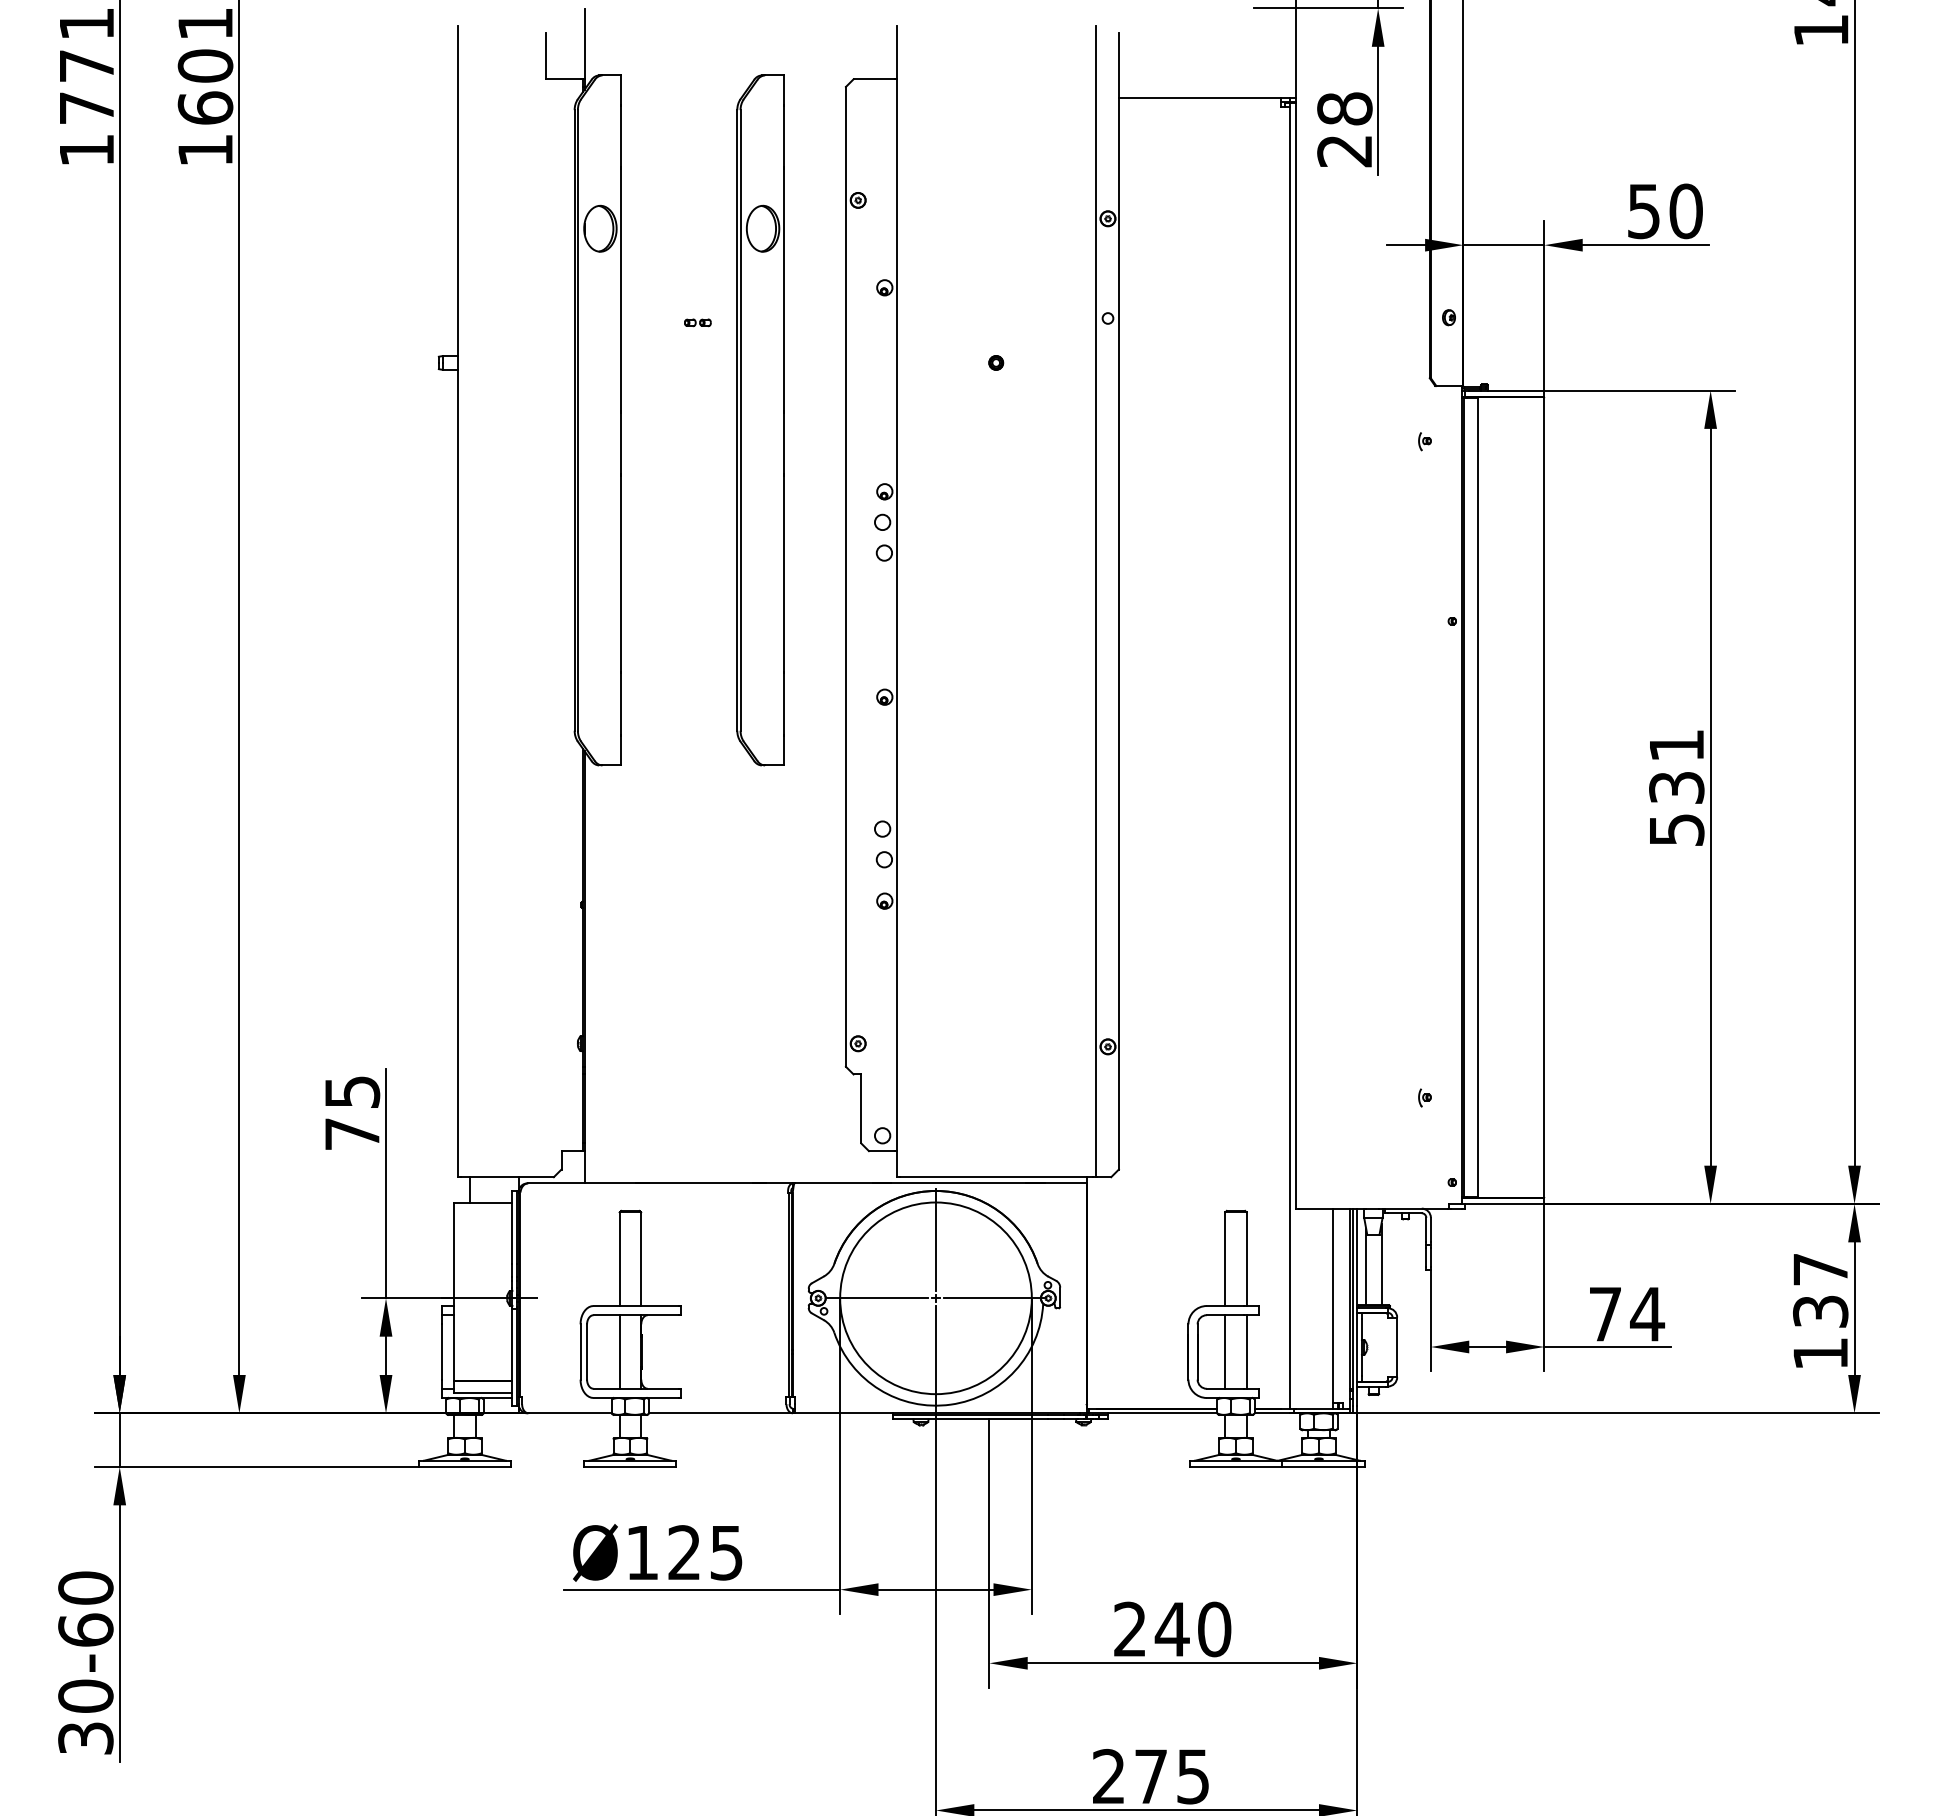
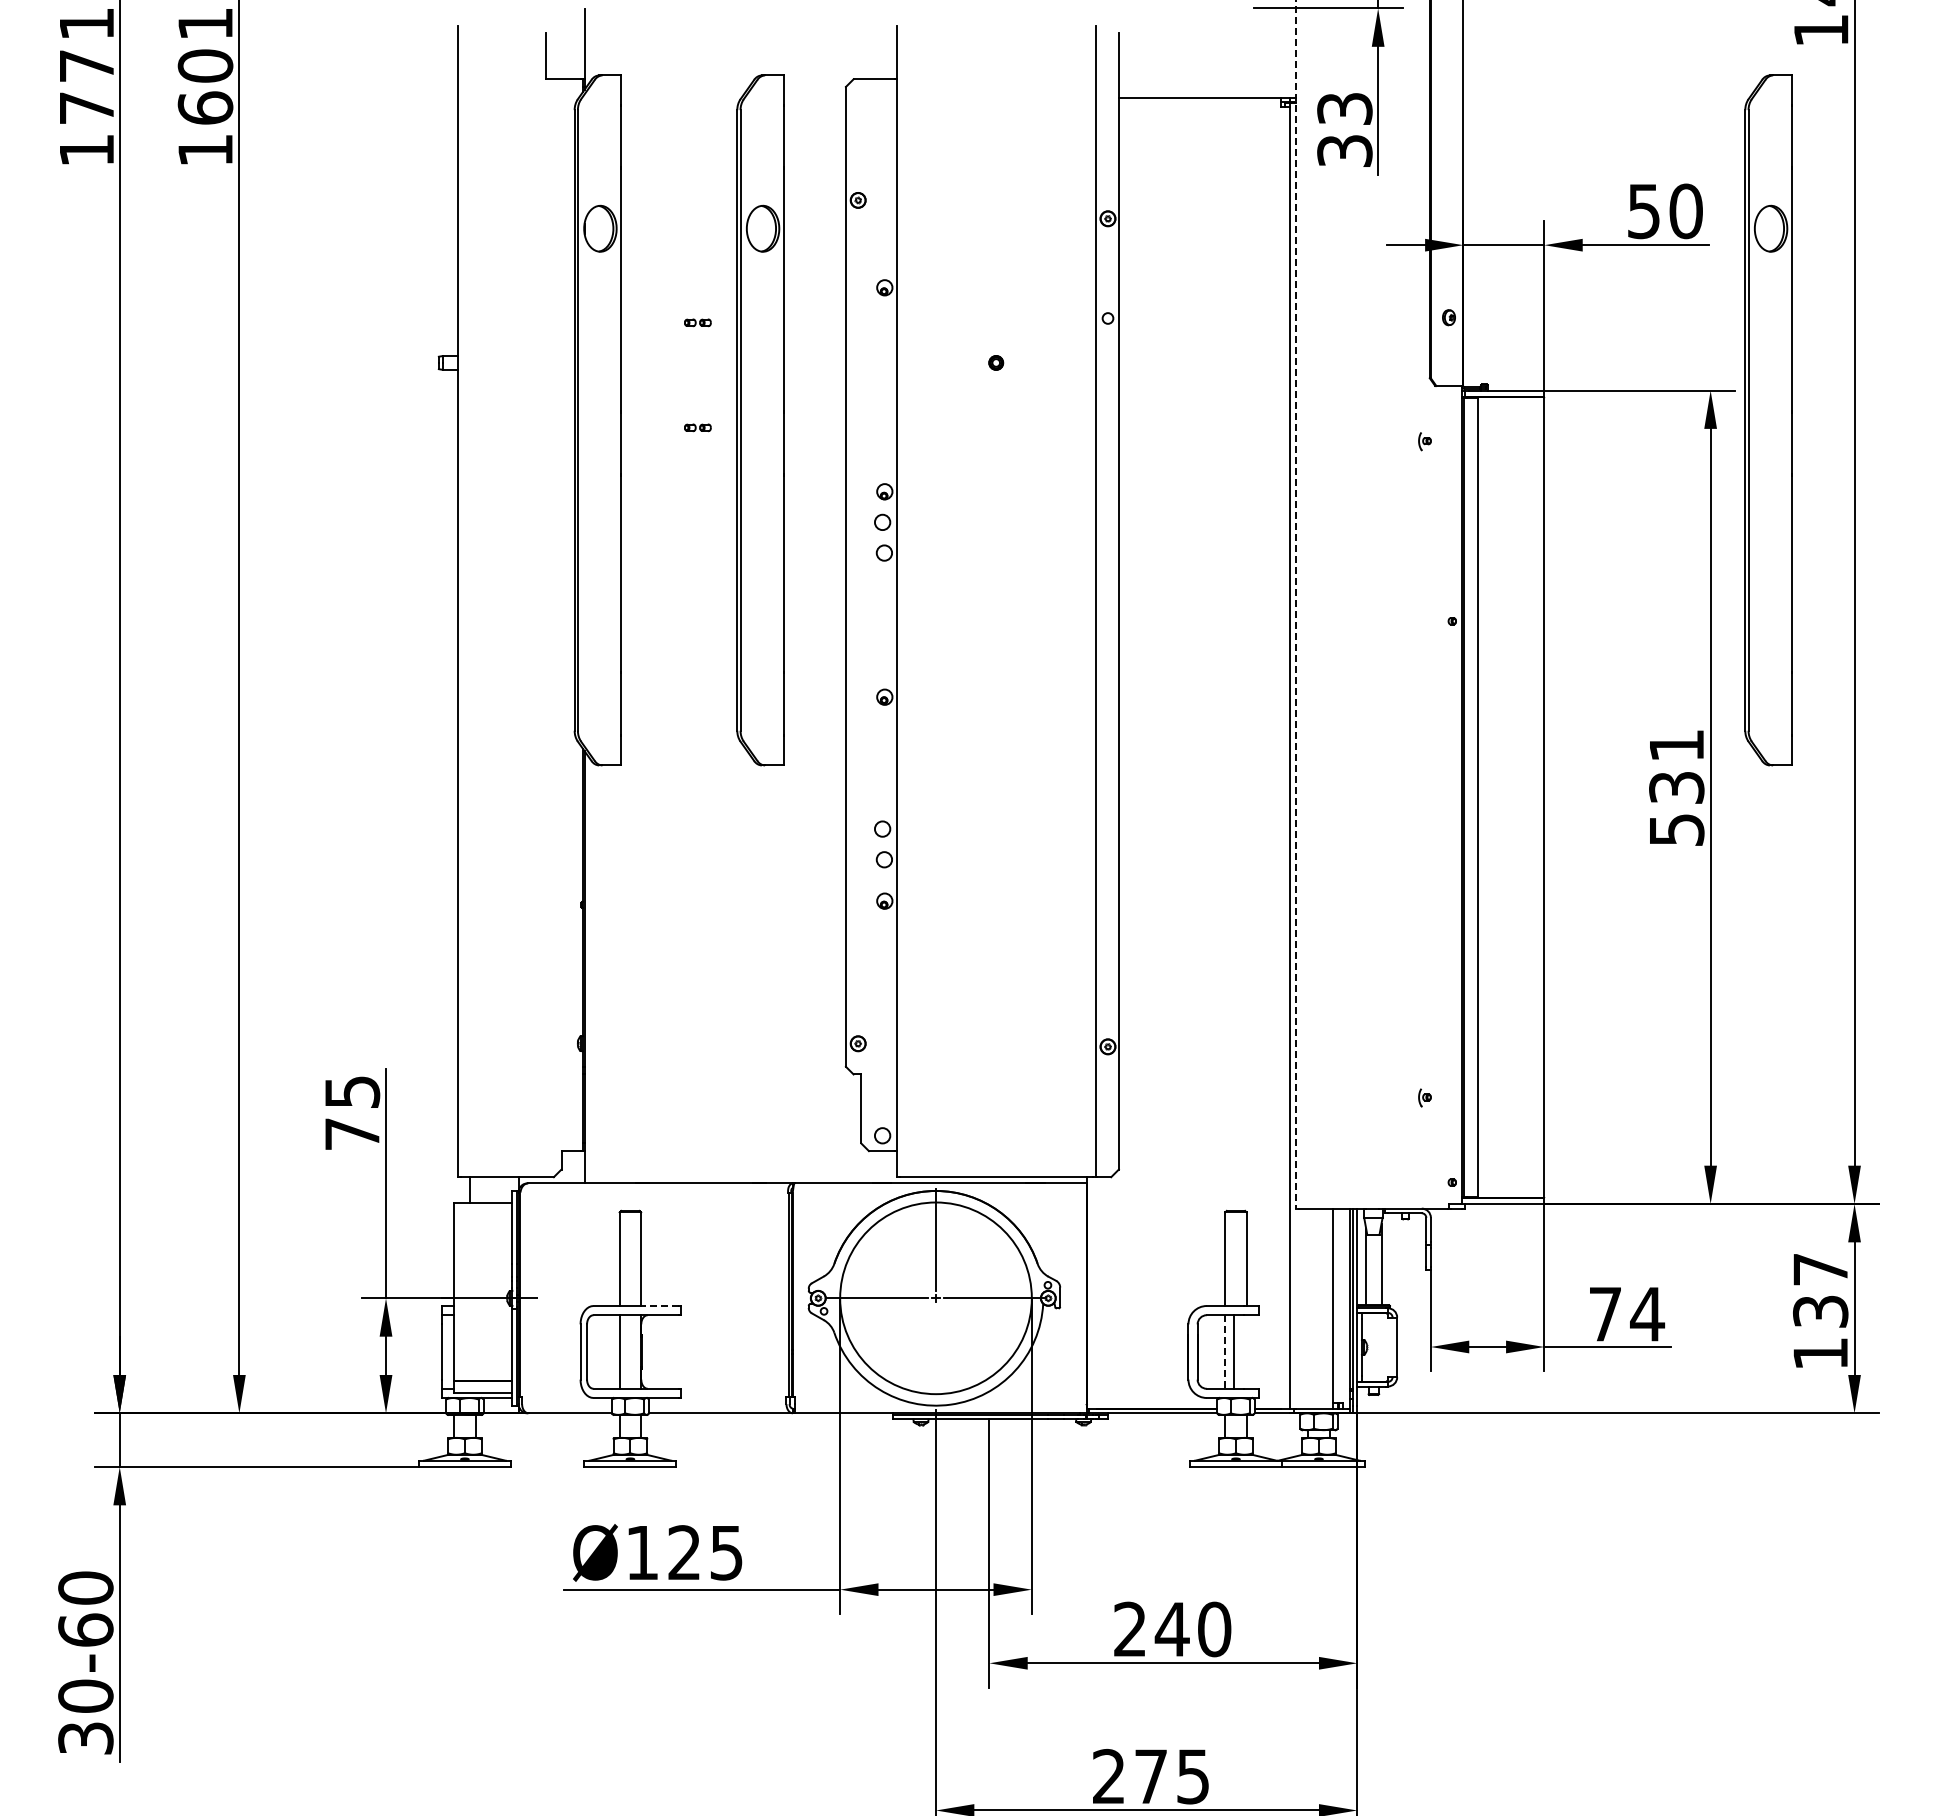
text: 28 -> 33 (1344, 129)
part: none -> present (1768, 420)
part: none -> present (697, 427)
line: solid -> dashed (1295, 604)
line: solid -> dashed (660, 1306)
line position: (1246, 1351) -> (1233, 1351) (1233, 1351)
line: solid -> dashed (1225, 1352)
line: present -> none (936, 1356)
